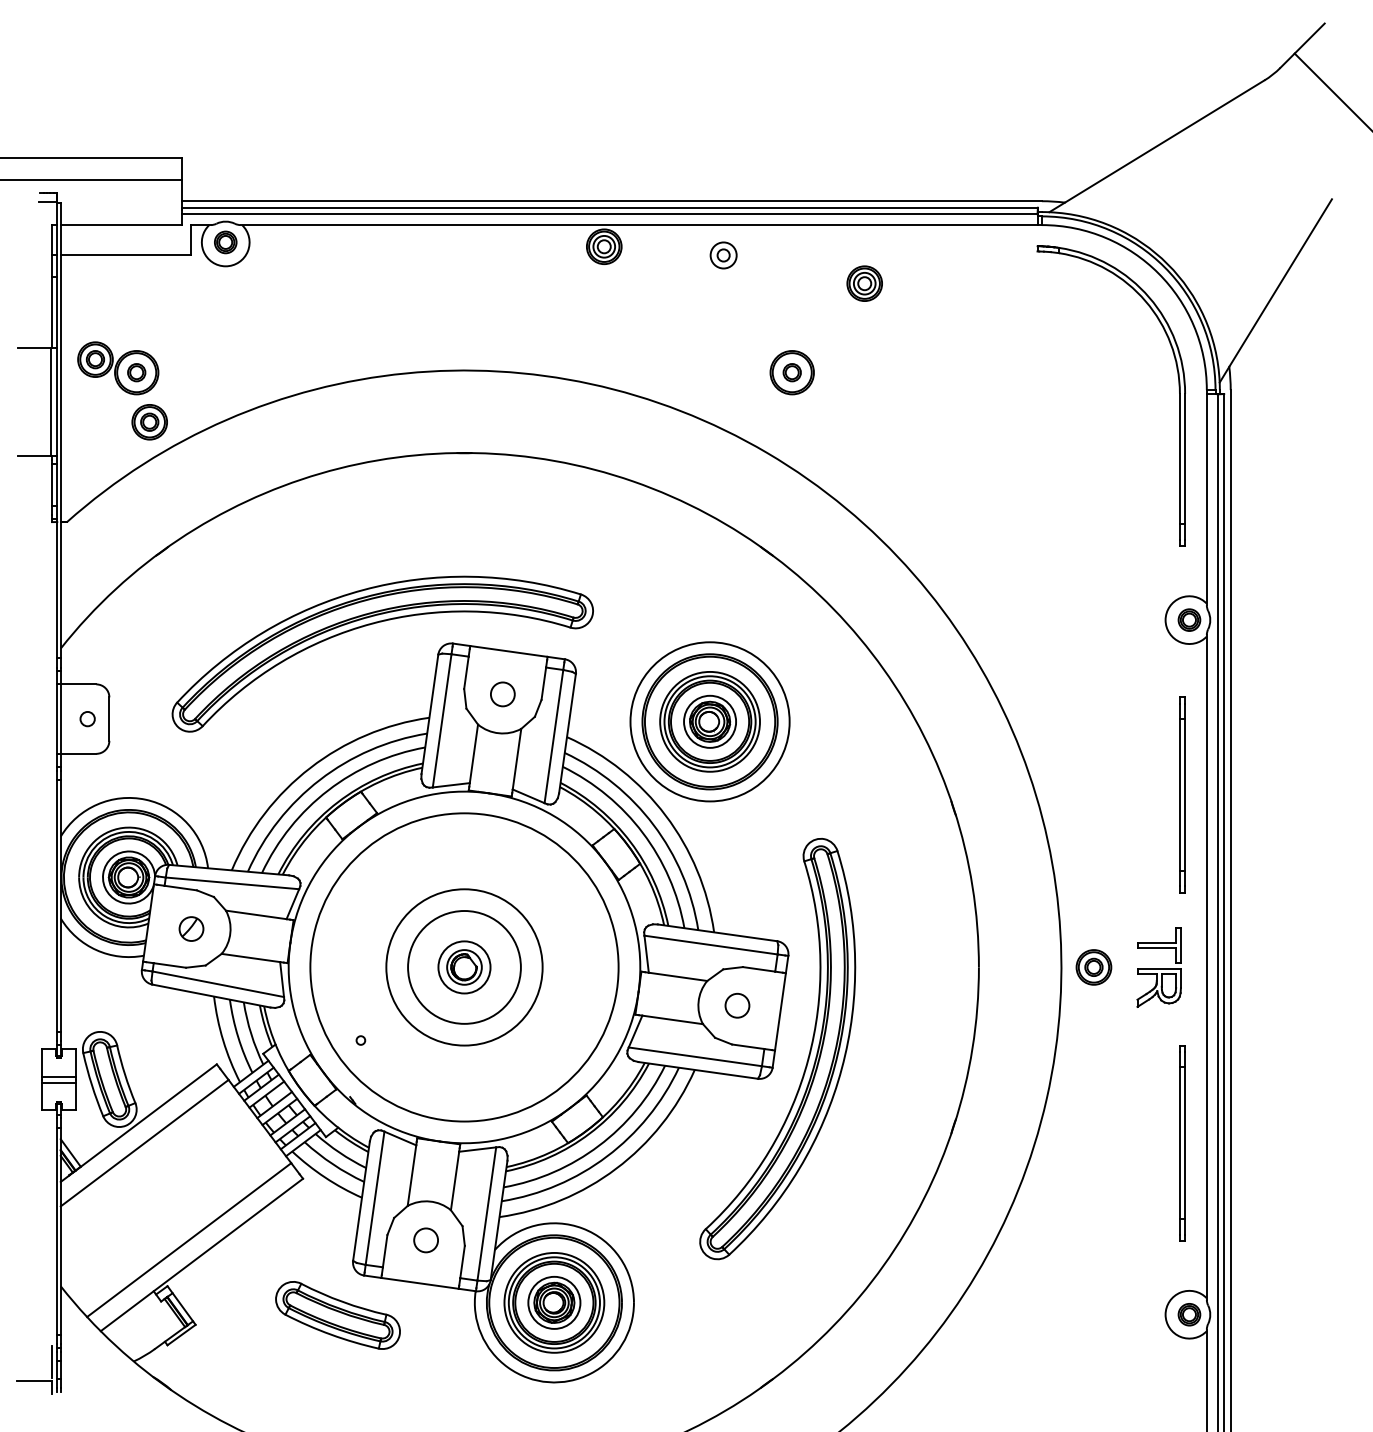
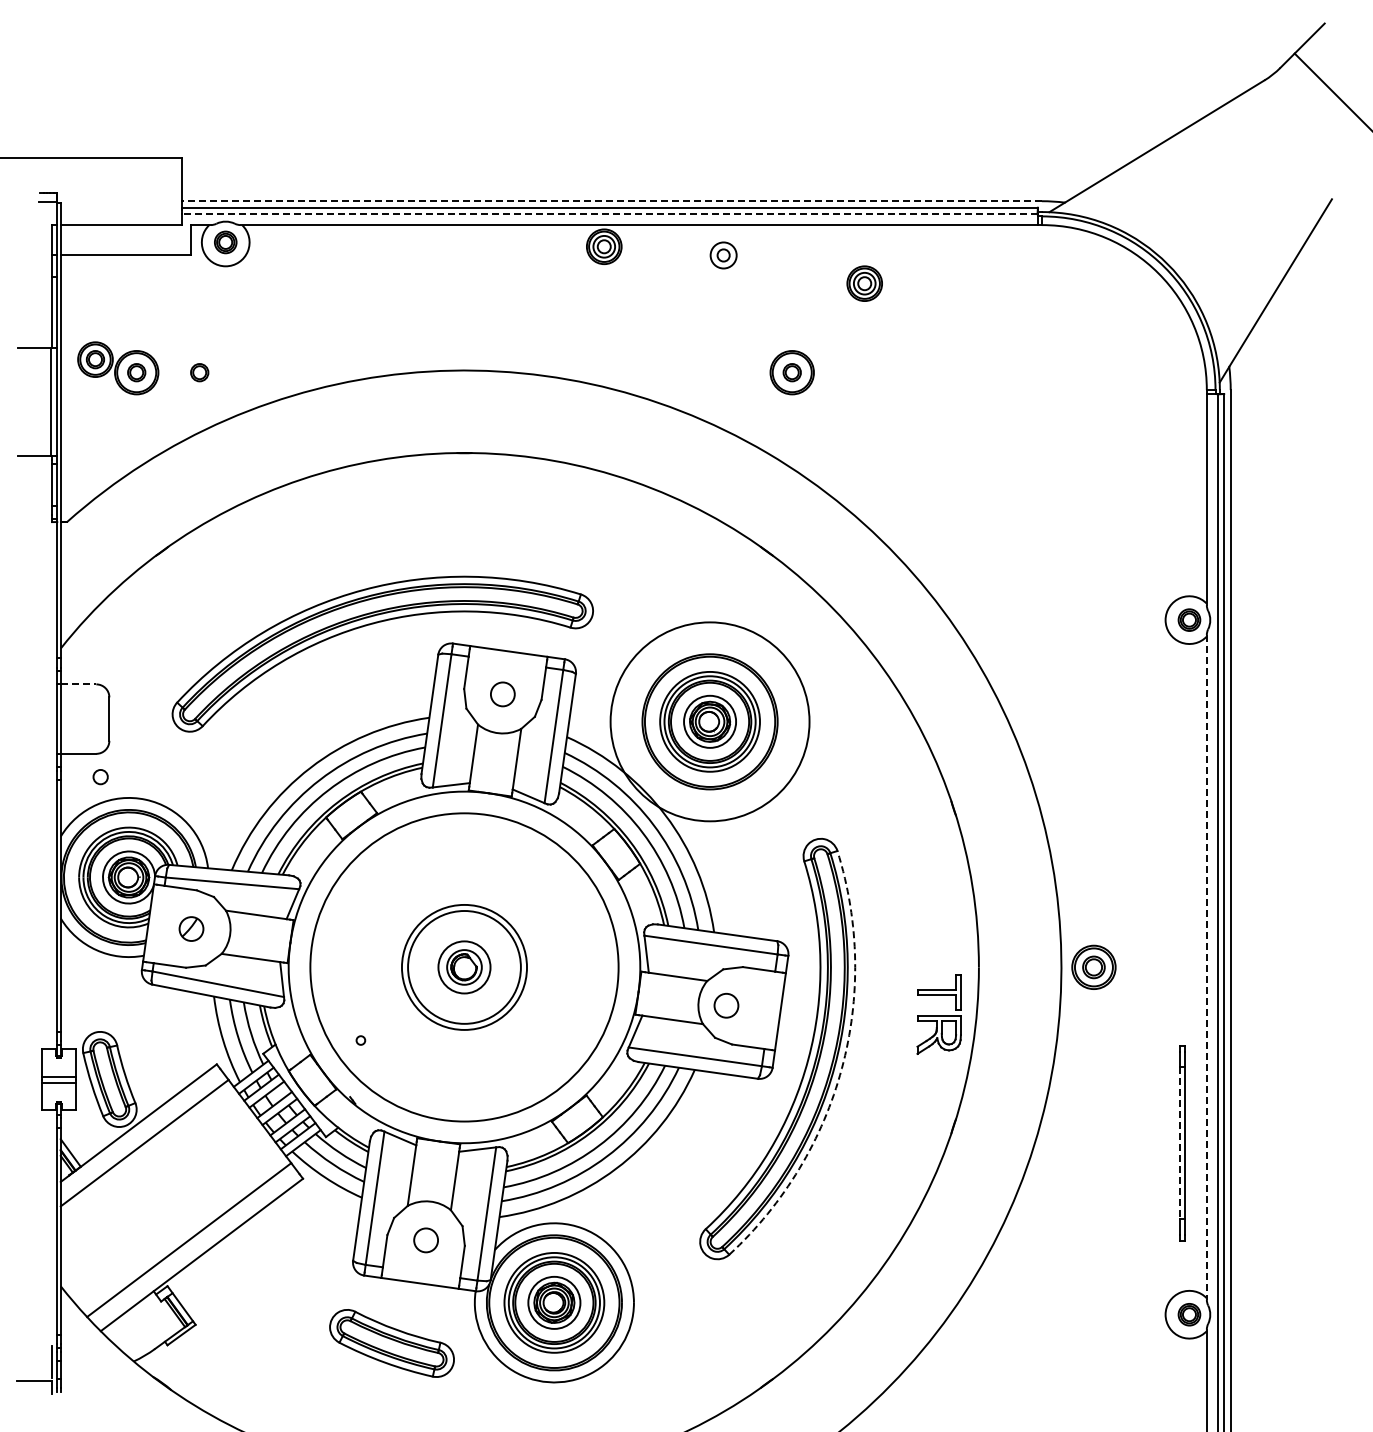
line: present -> none (92, 179)
line: solid -> dashed (612, 201)
line: solid -> dashed (609, 214)
part: none -> present (199, 372)
part: present -> none (1178, 387)
part: present -> none (149, 422)
line: solid -> dashed (78, 684)
circle position: (87, 719) -> (100, 777) (100, 777)
circle diameter: 159 px -> 199 px (709, 721)
part: present -> none (1182, 794)
circle diameter: 156 px -> 125 px (464, 966)
part size: 38x37 px -> 46x46 px (1093, 966)
part position: (1158, 967) -> (938, 1014) (938, 1014)
line: solid -> dashed (1206, 967)
circle position: (737, 1005) -> (726, 1005) (726, 1005)
arc: solid -> dashed (841, 1068)
line: solid -> dashed (1179, 1143)
part position: (337, 1315) -> (391, 1343) (391, 1343)
